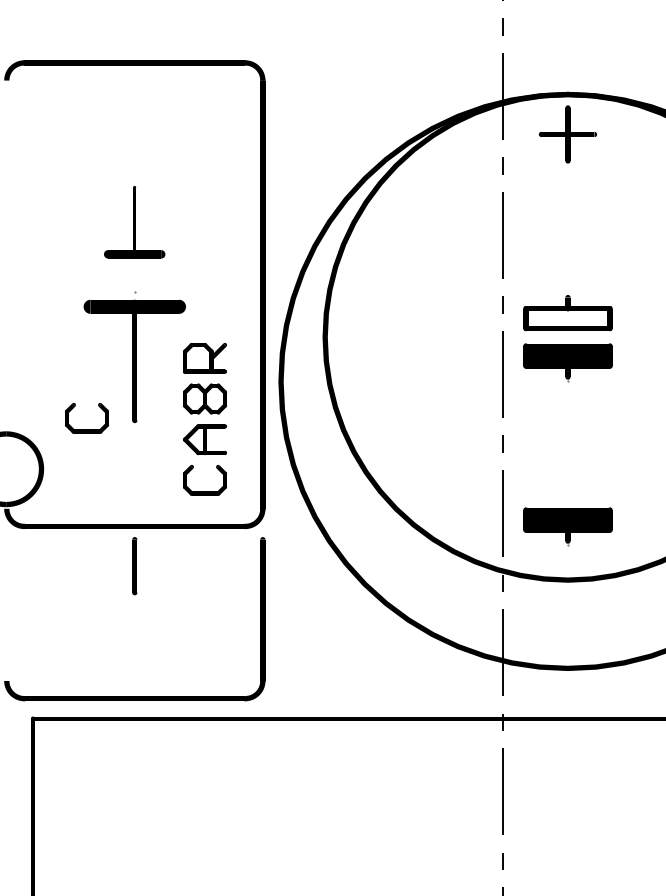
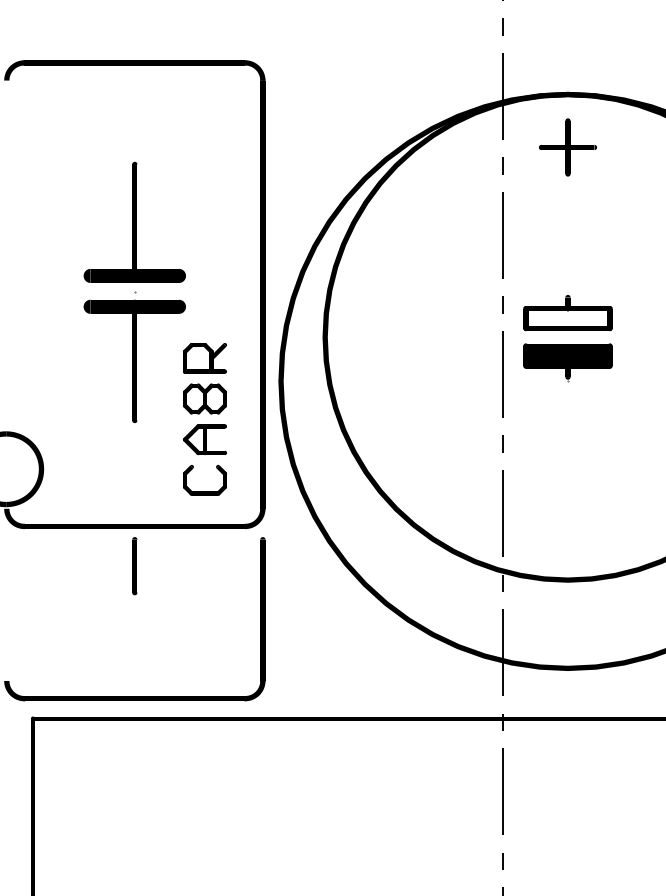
part position: (567, 134) -> (567, 147) (567, 147)
part size: 62x73 px -> 103x122 px (134, 221)
part: present -> none (87, 429)
part: present -> none (567, 526)
